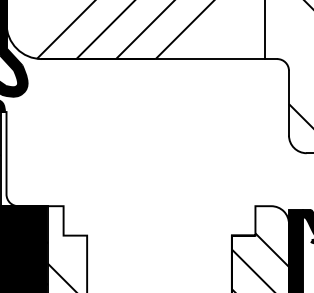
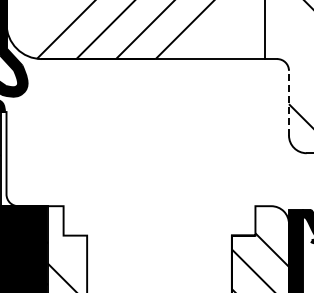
line: solid -> dashed (289, 102)
